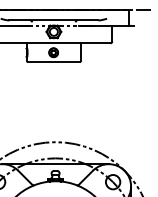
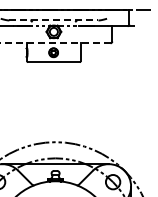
line: solid -> dashed (53, 20)
line: solid -> dashed (54, 43)
